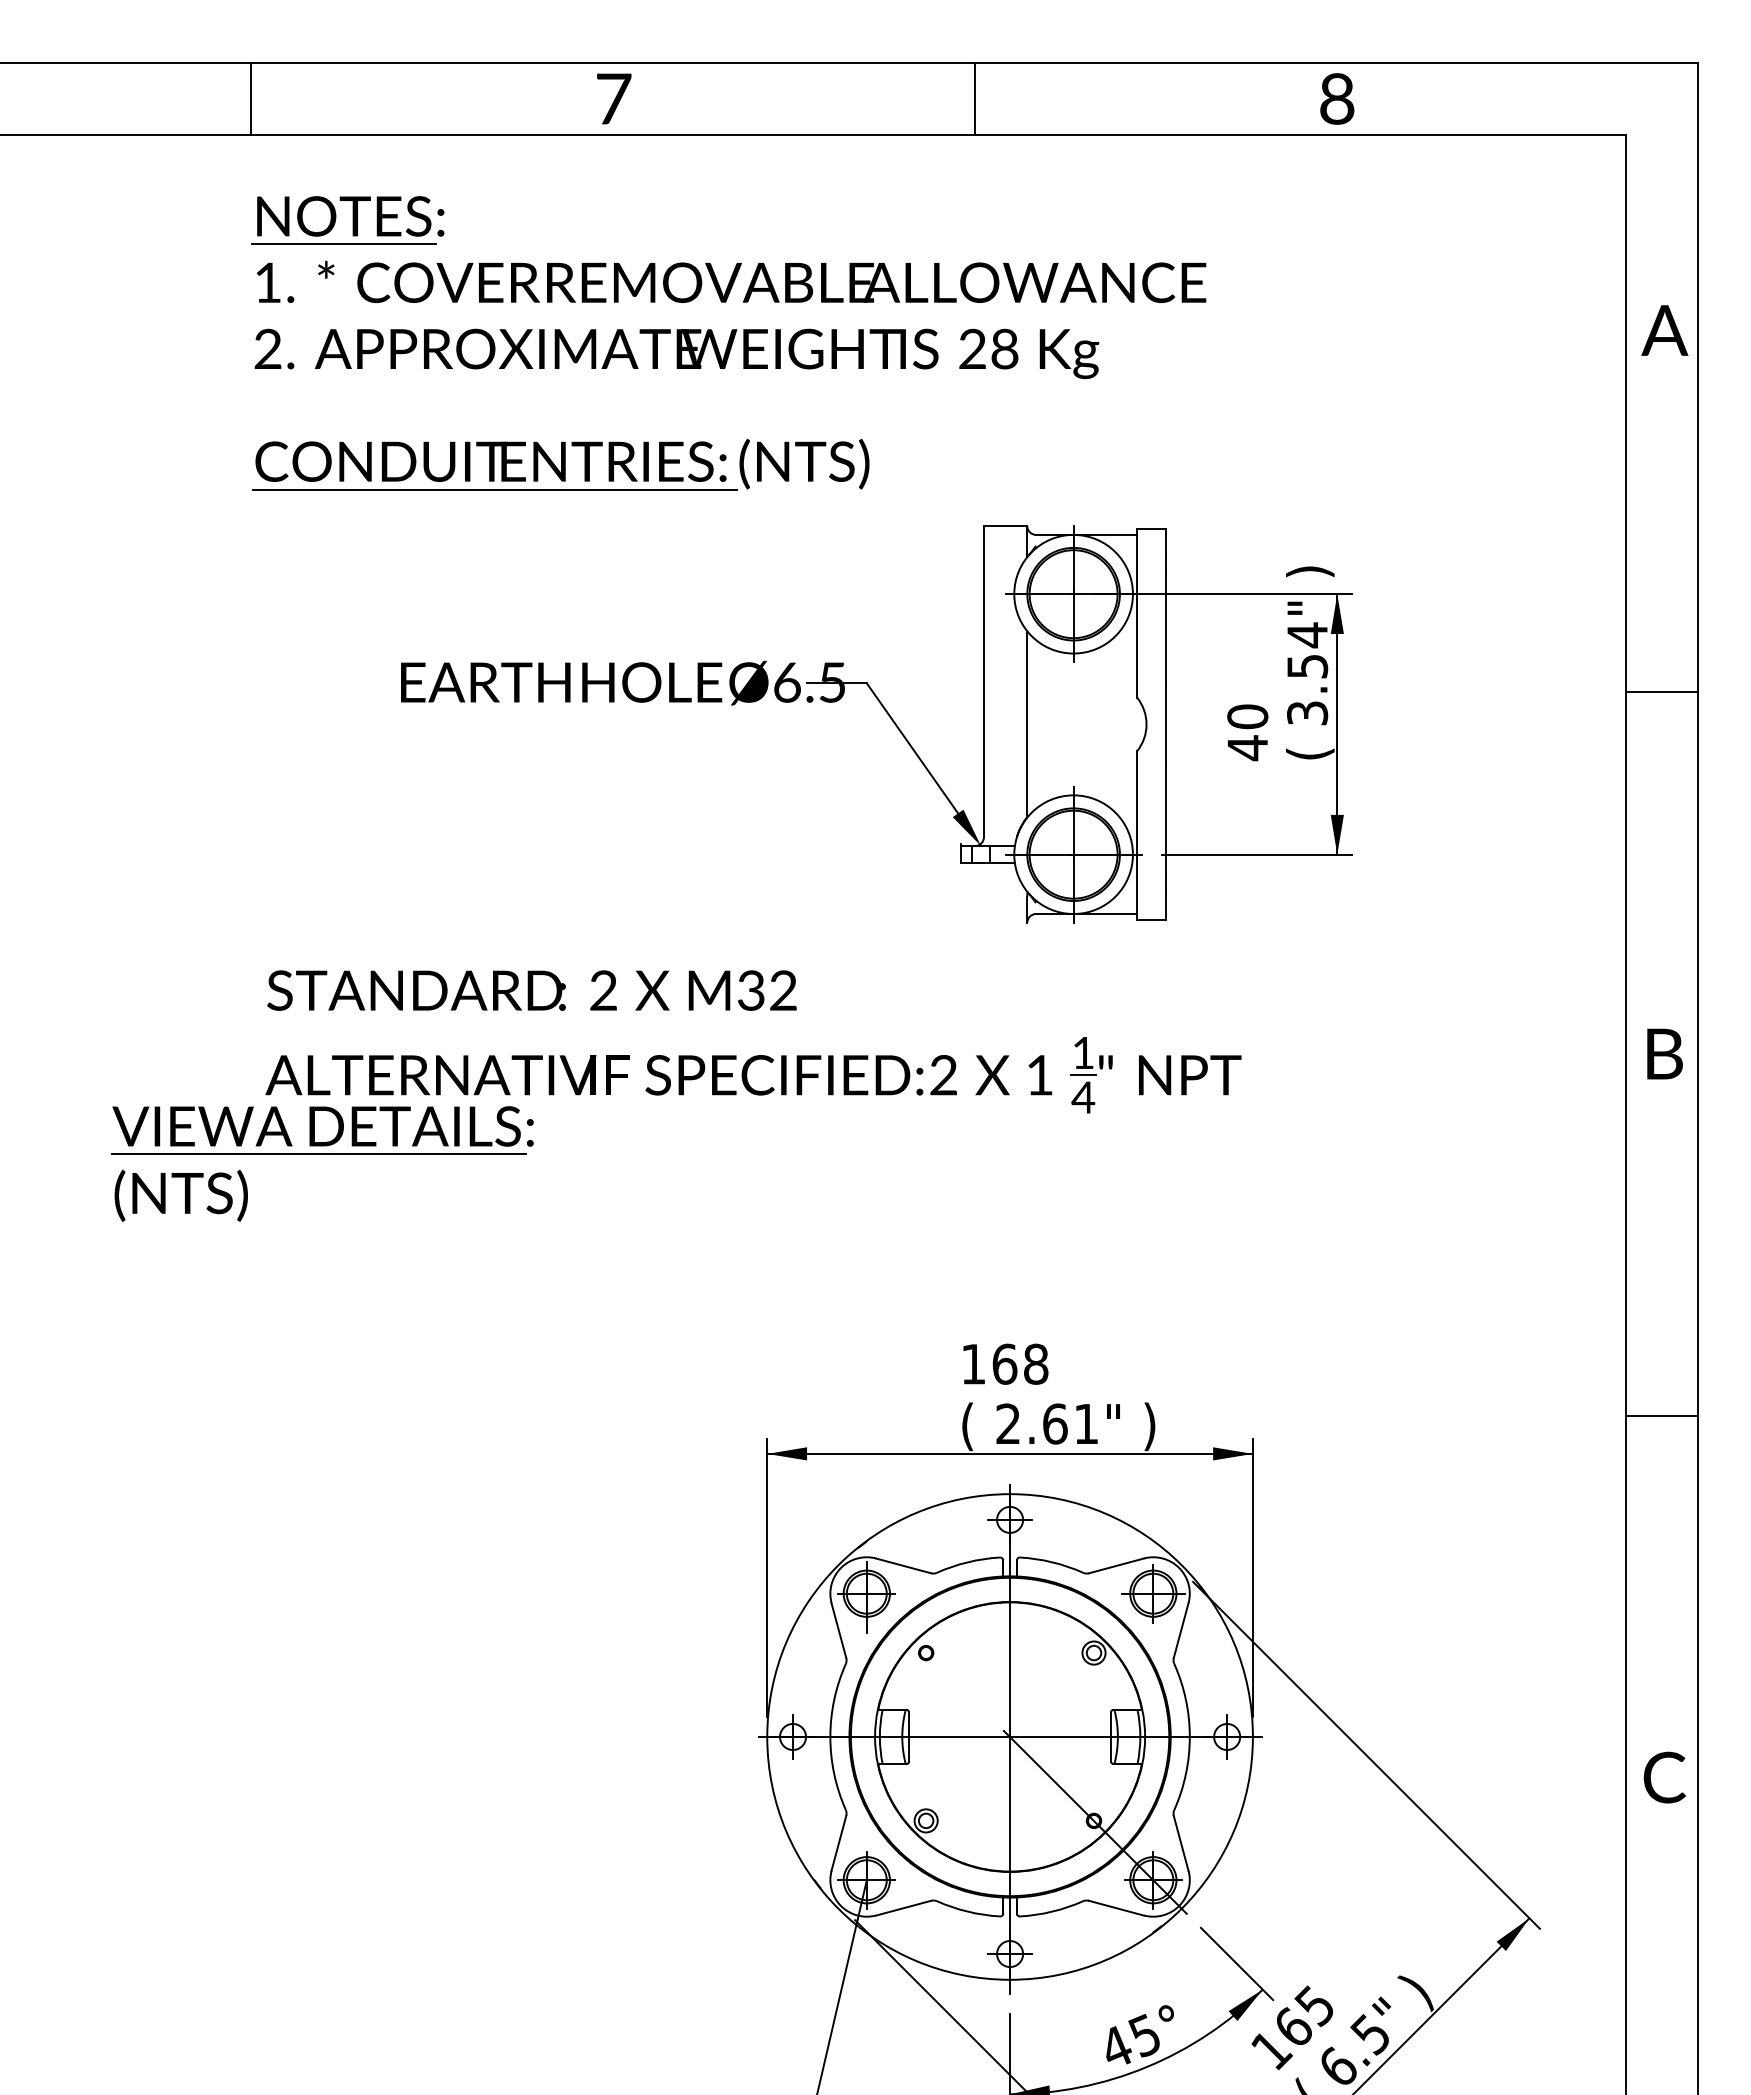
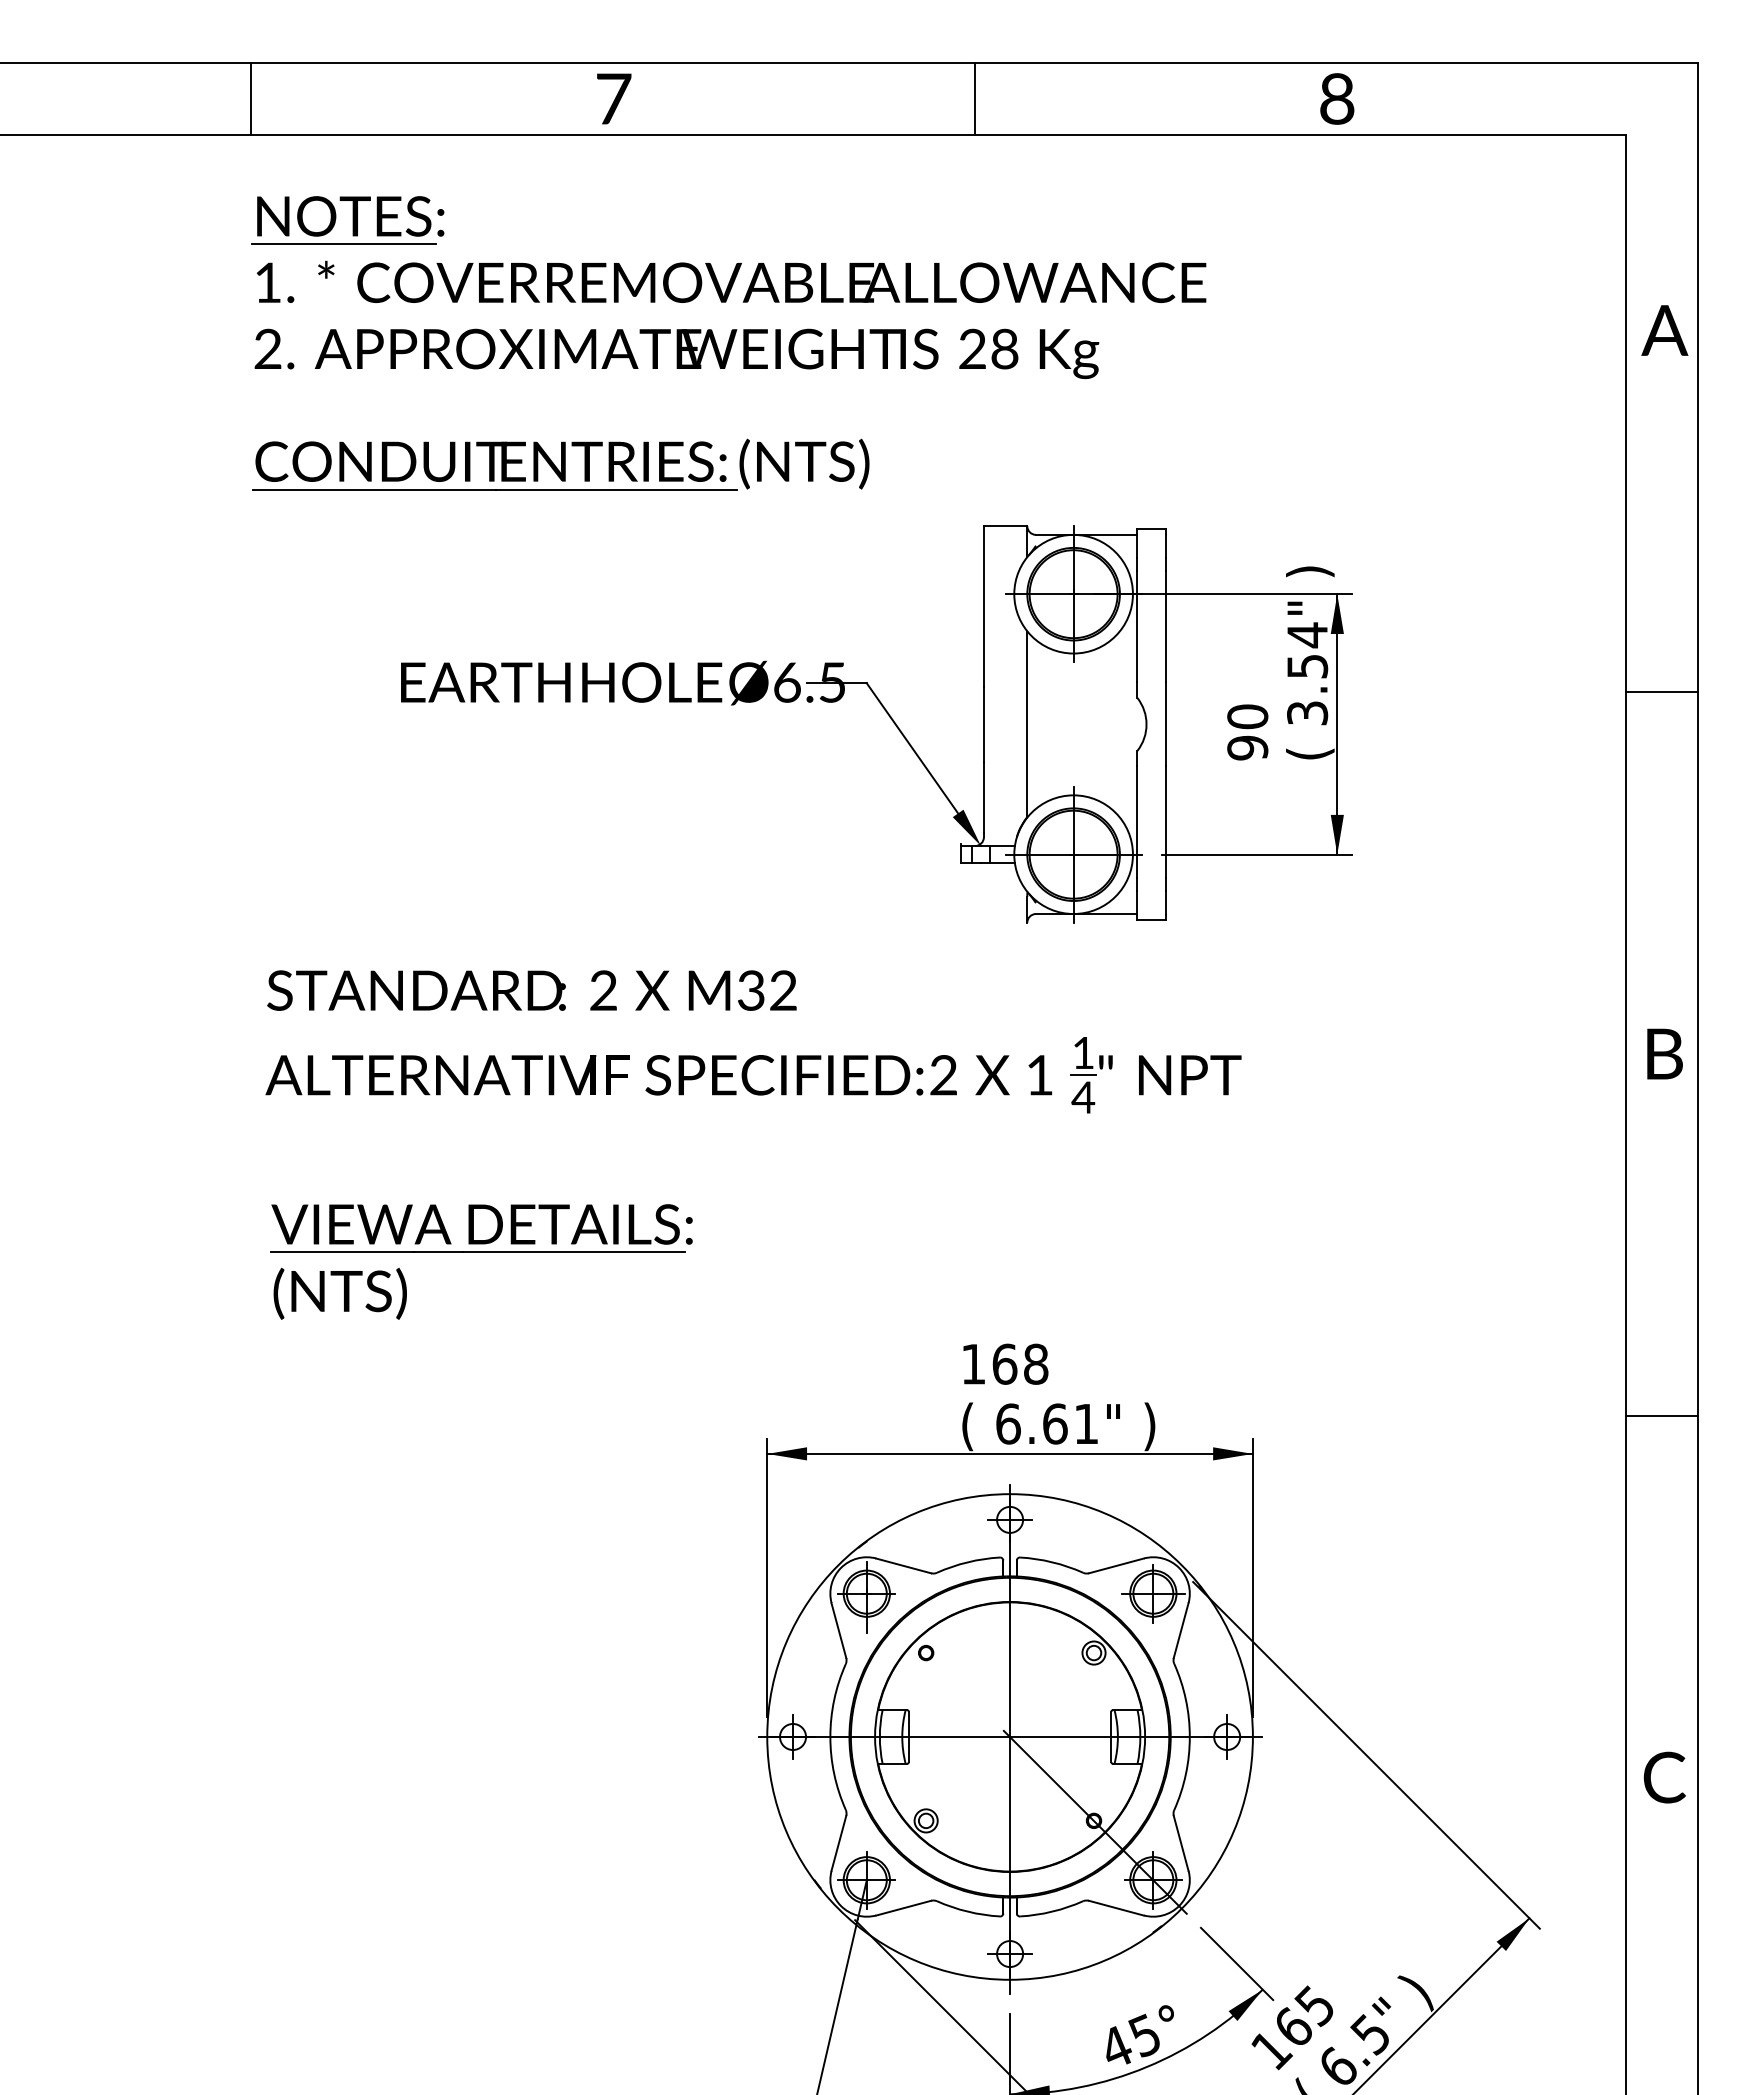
text: 40 -> 90 (1247, 748)
part position: (322, 1154) -> (481, 1252) (481, 1252)
text: 2.61" -> 6.61" (1008, 1423)
